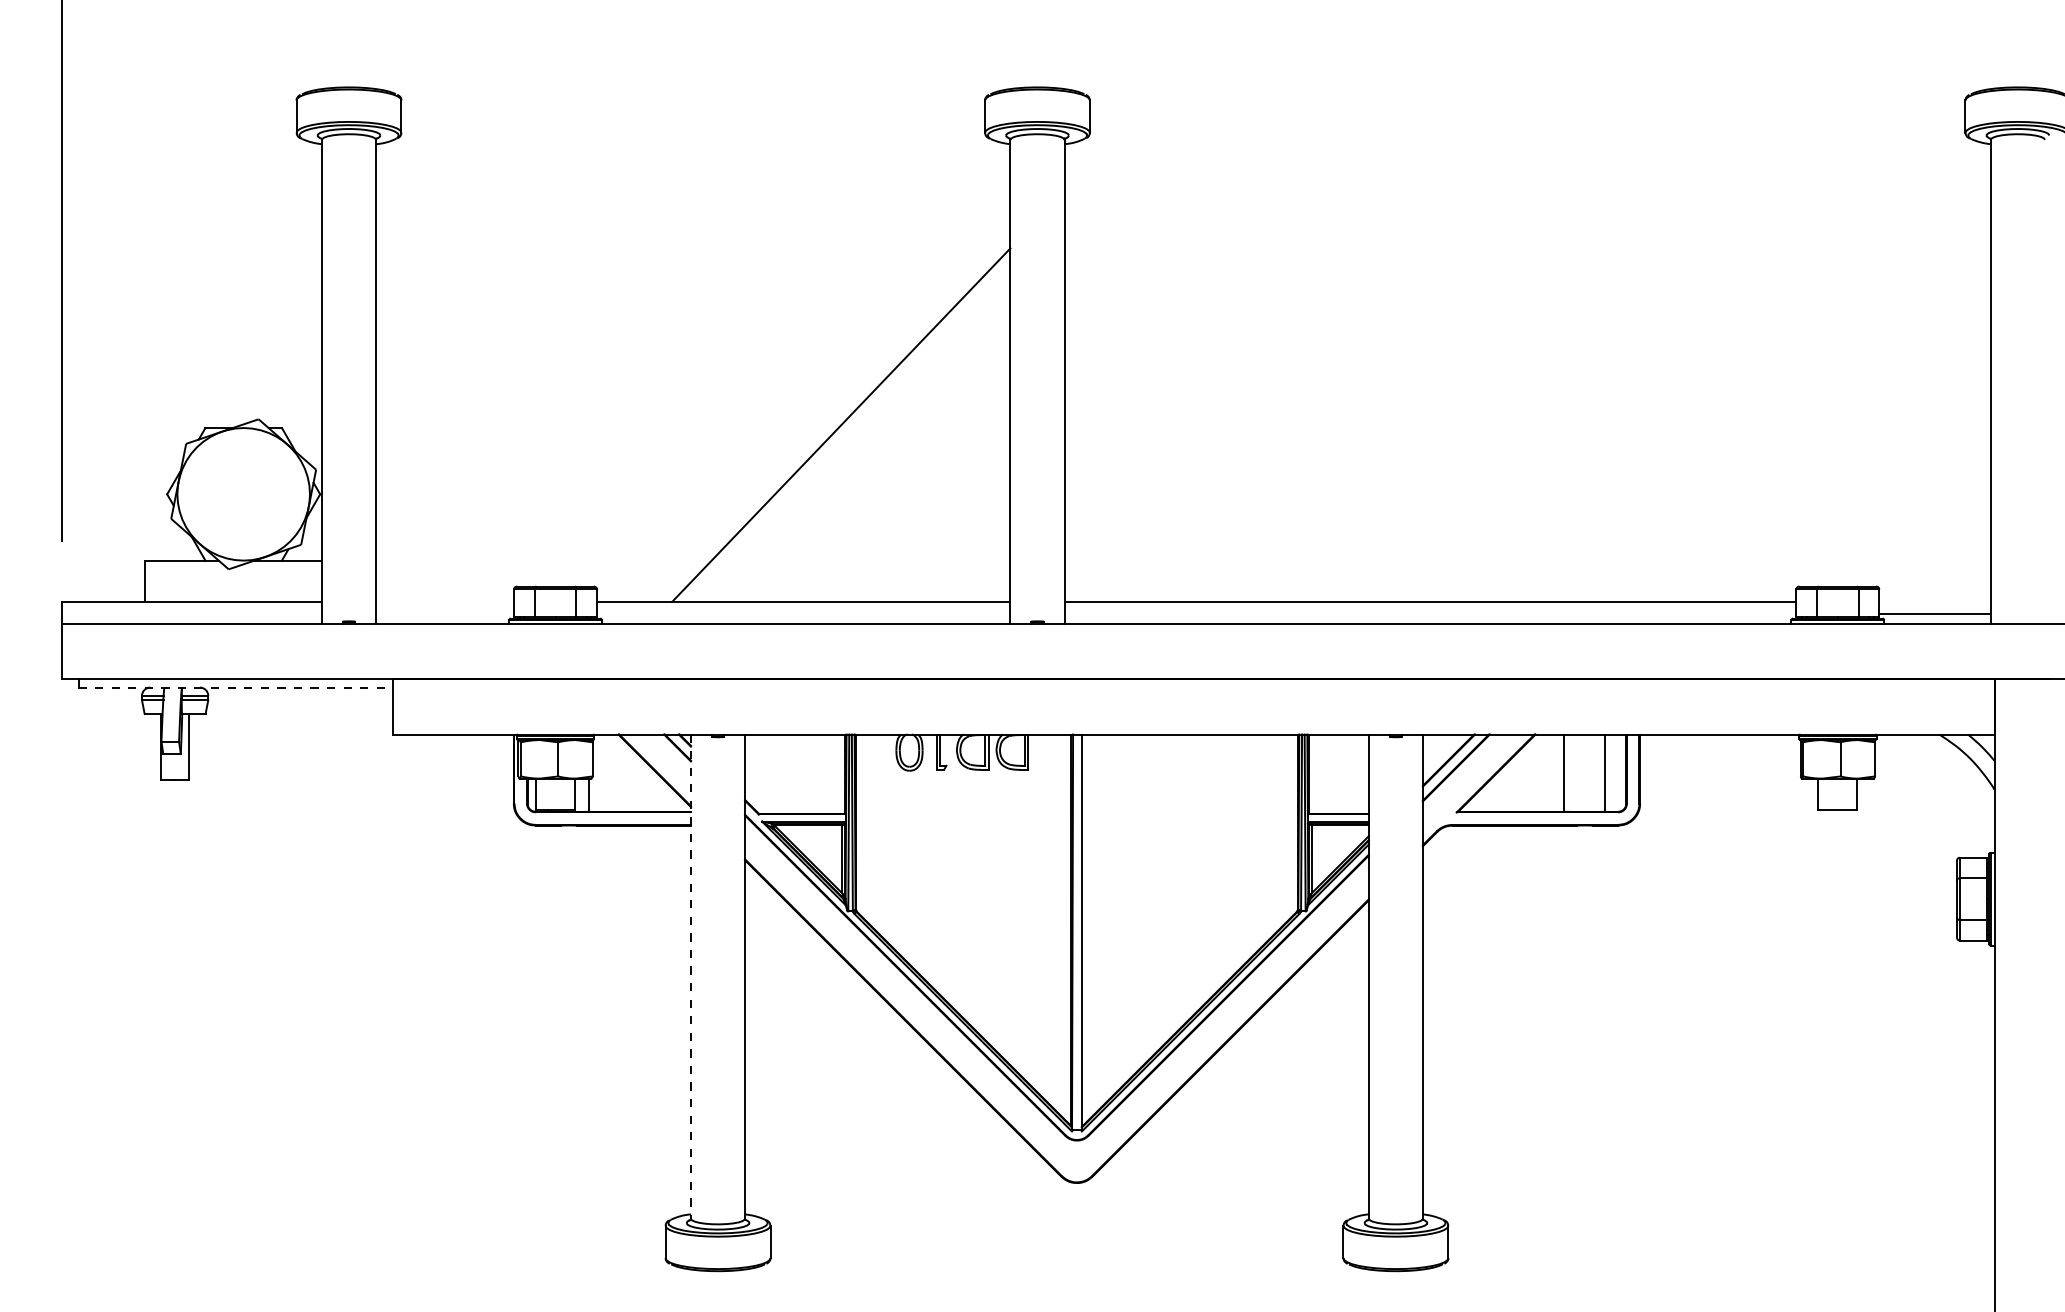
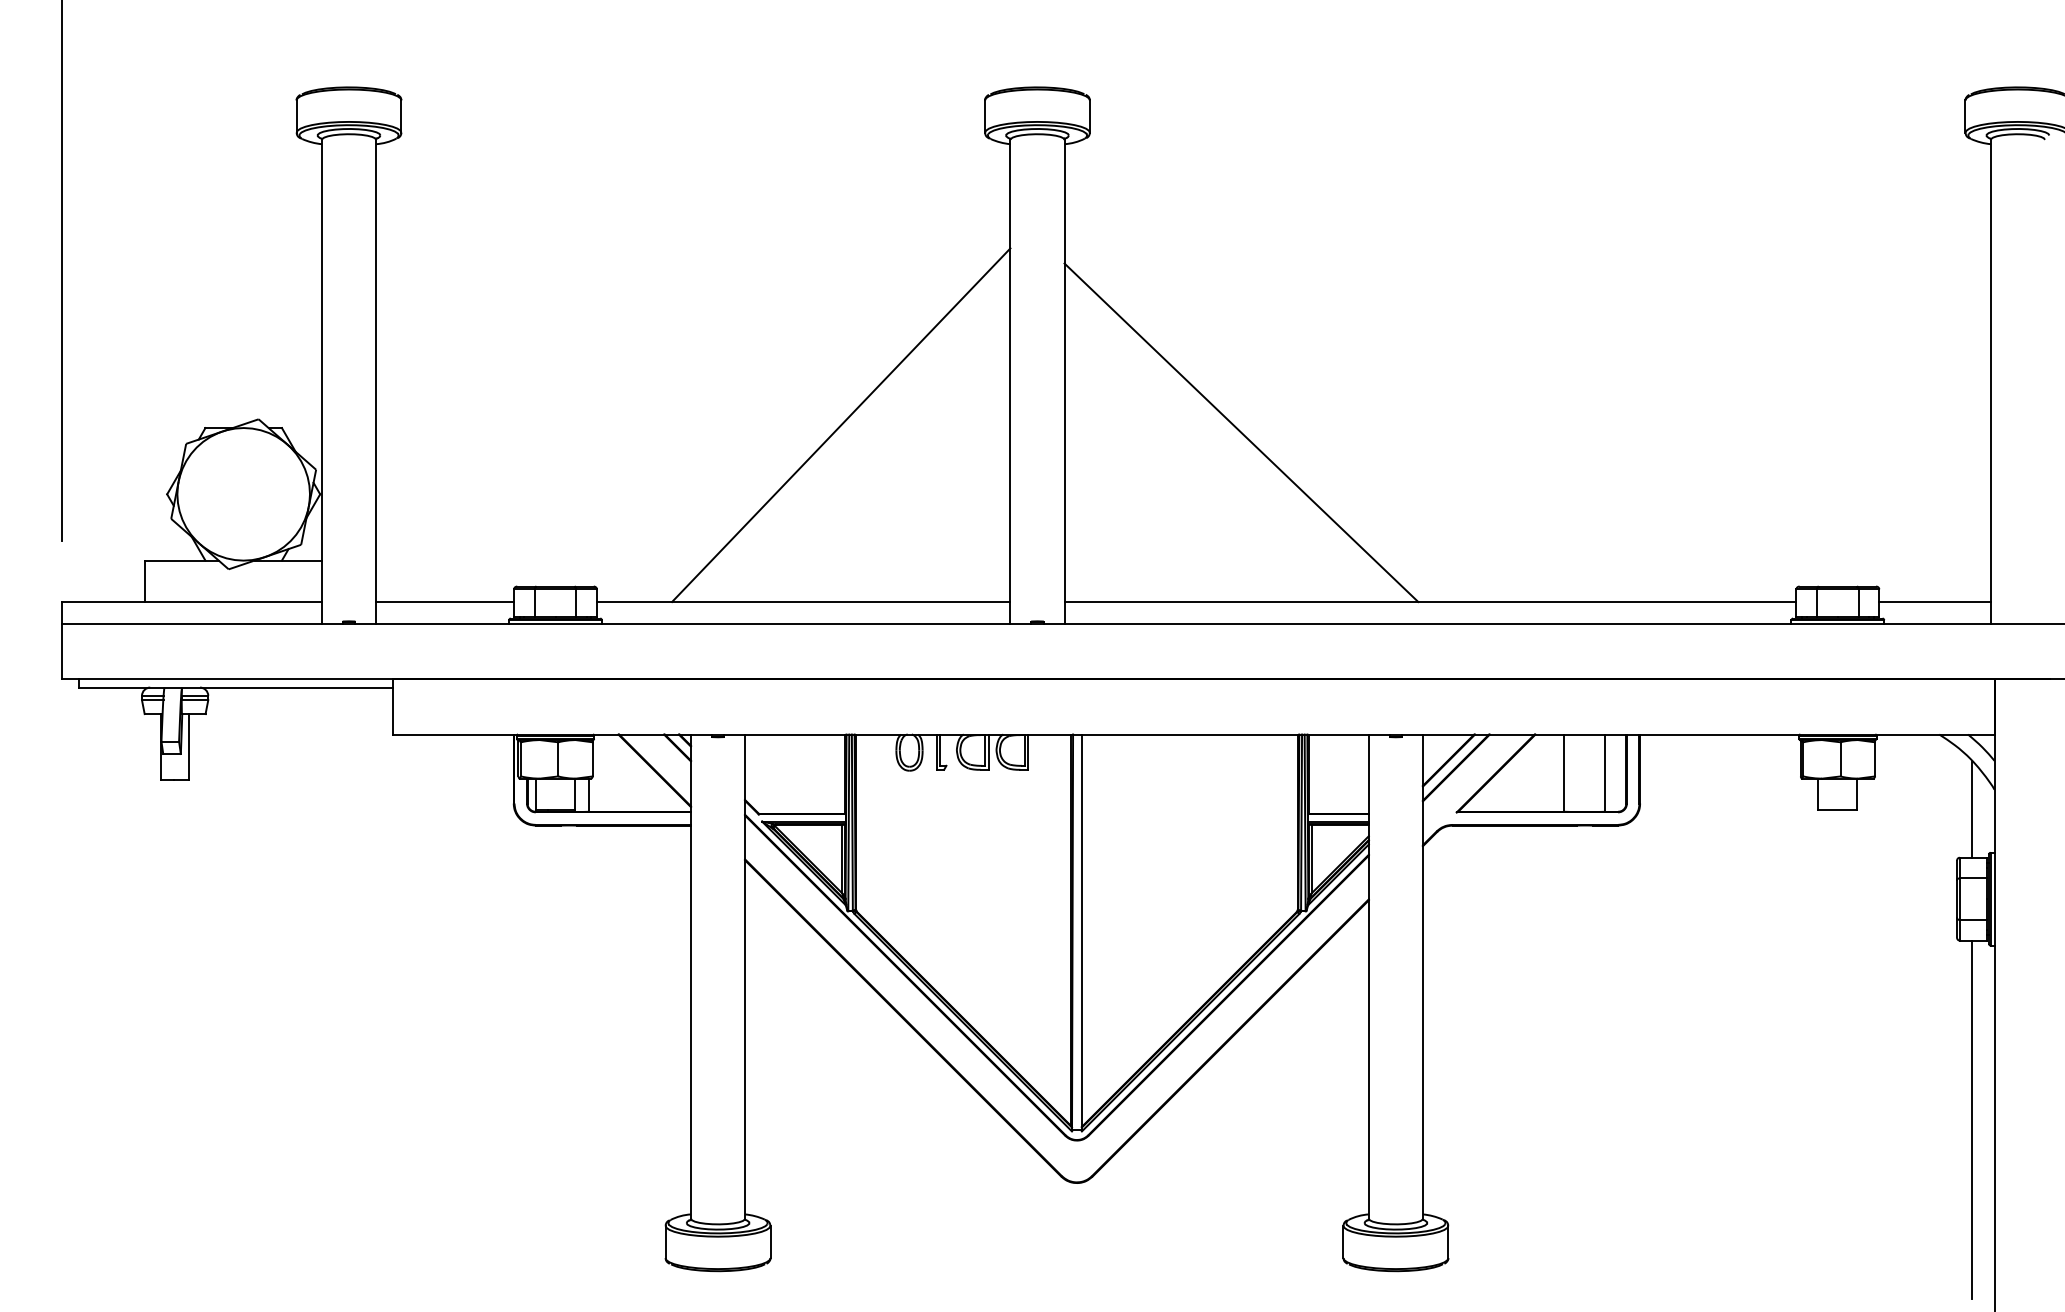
line: none -> present (1241, 432)
line: none -> present (445, 602)
line position: (1934, 614) -> (1934, 602) (1934, 602)
line: dashed -> solid (236, 687)
line: none -> present (1972, 809)
line: dashed -> solid (690, 977)
line: none -> present (1972, 1119)
